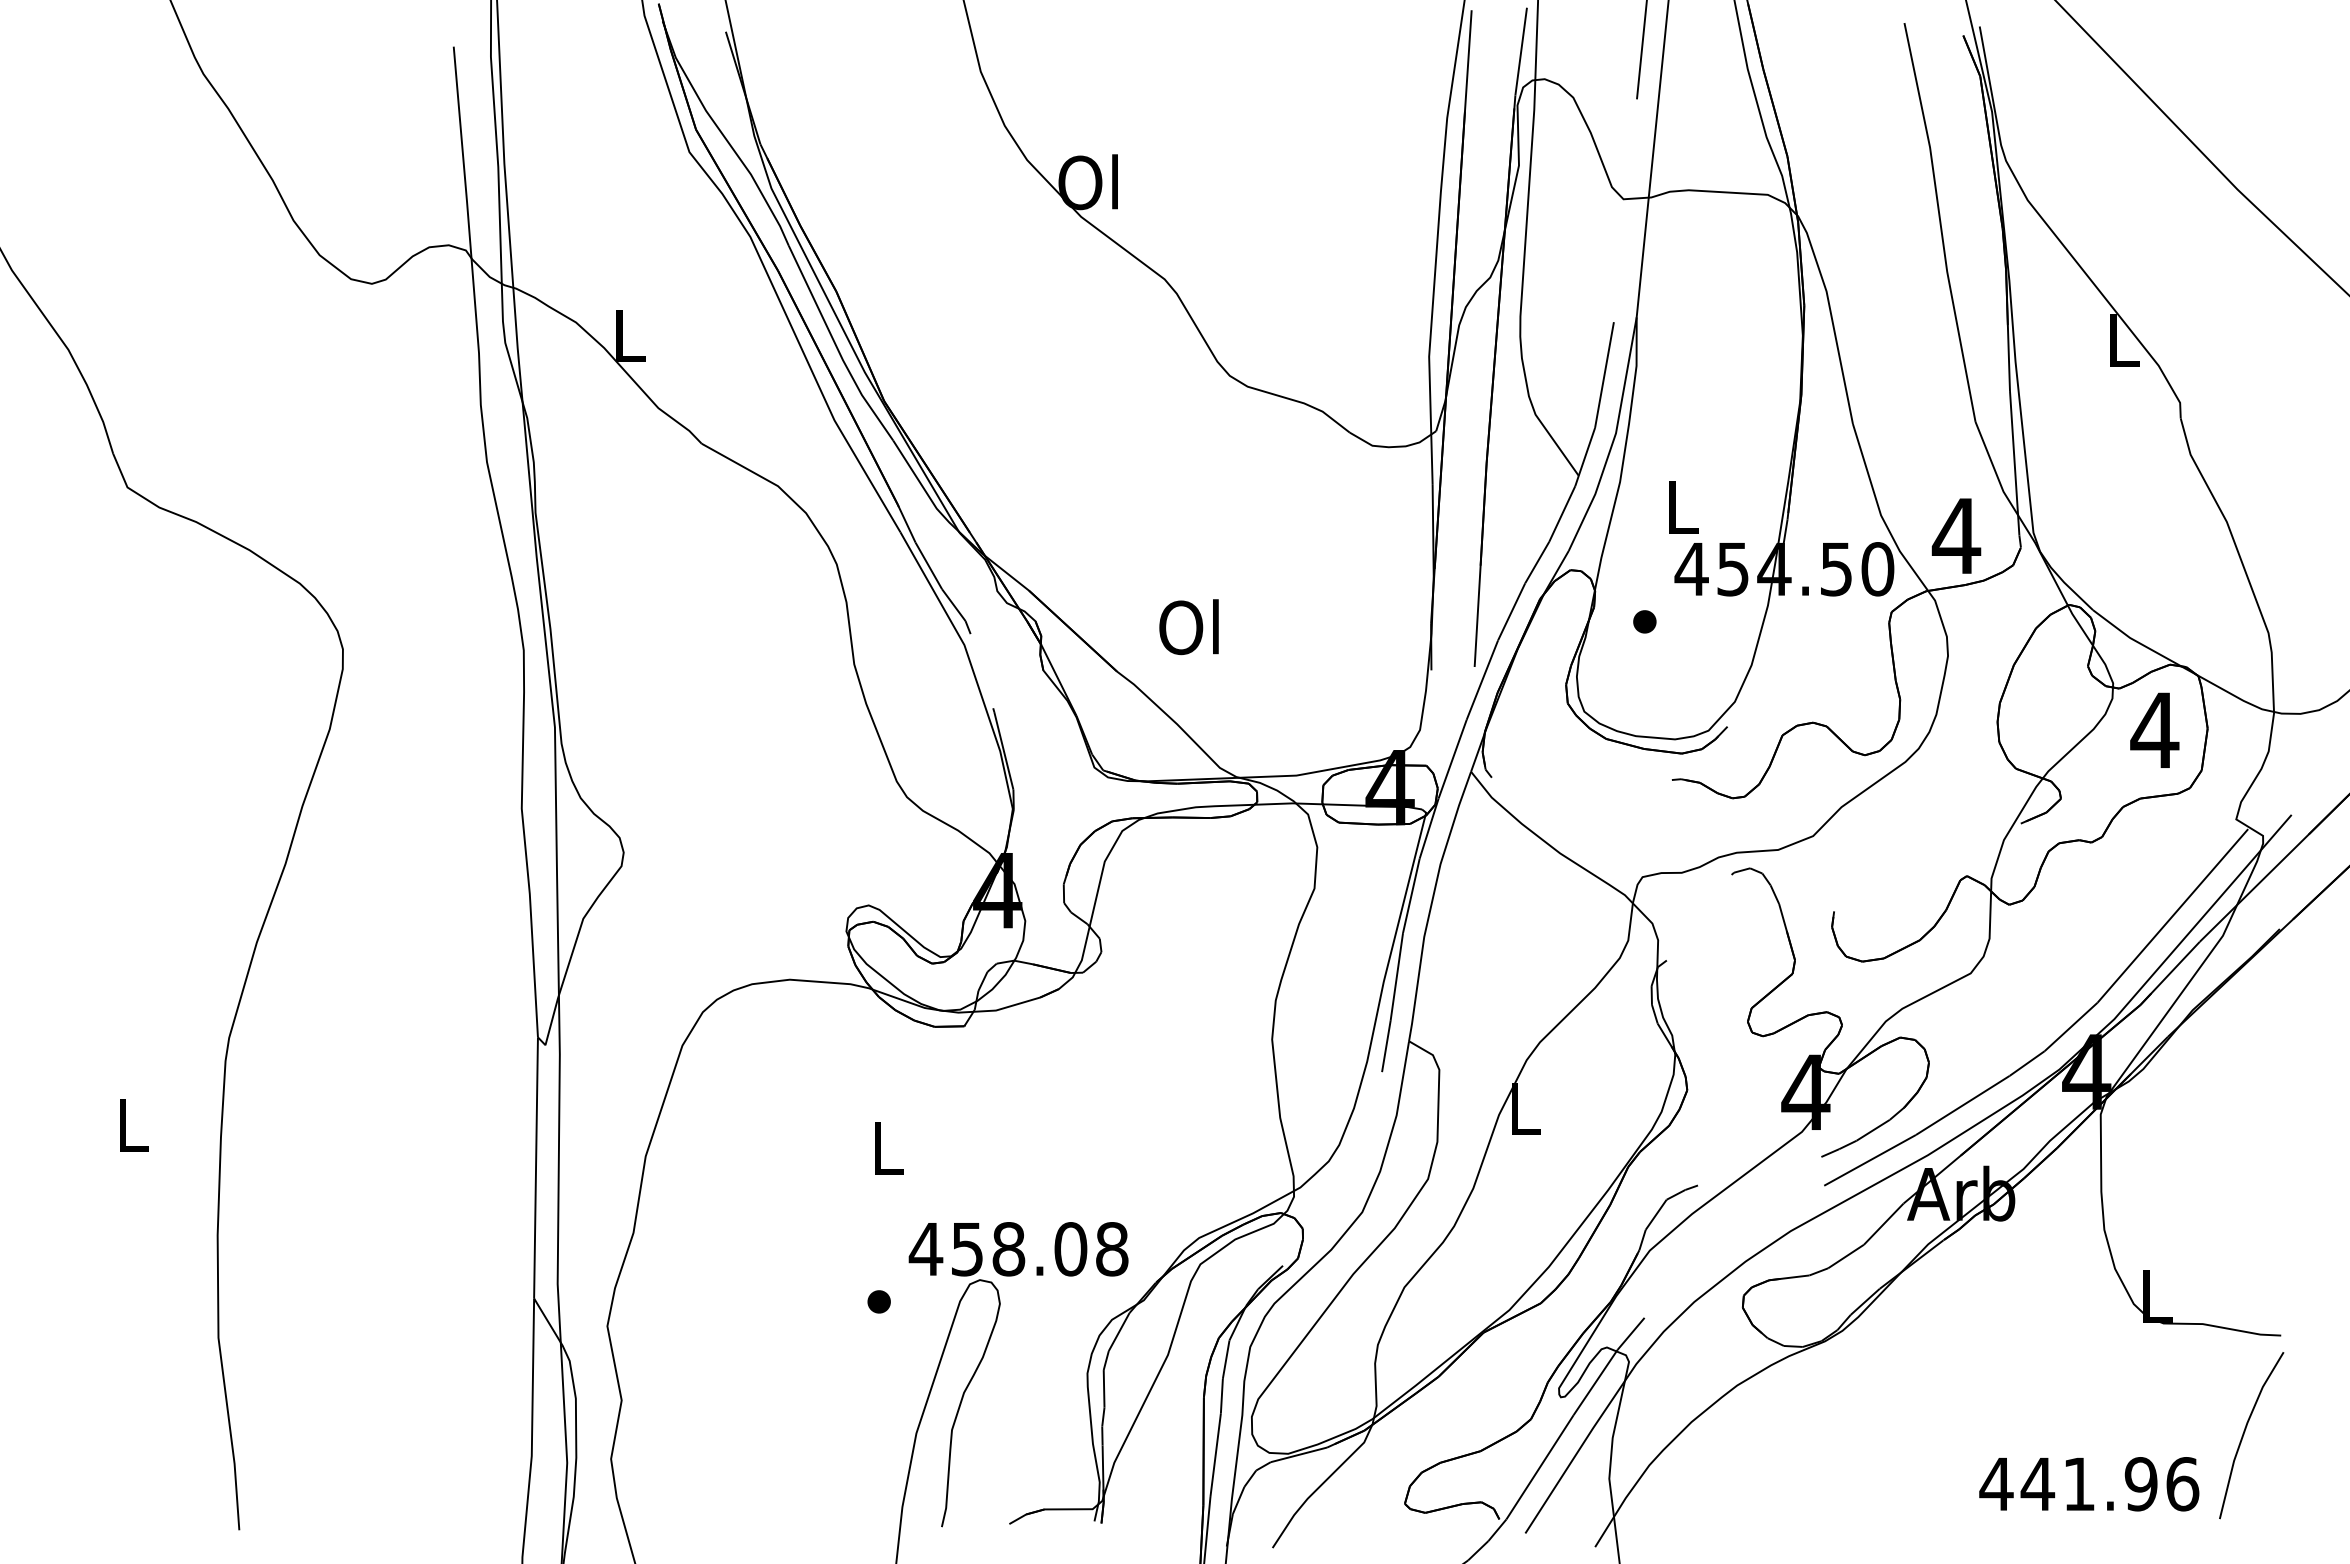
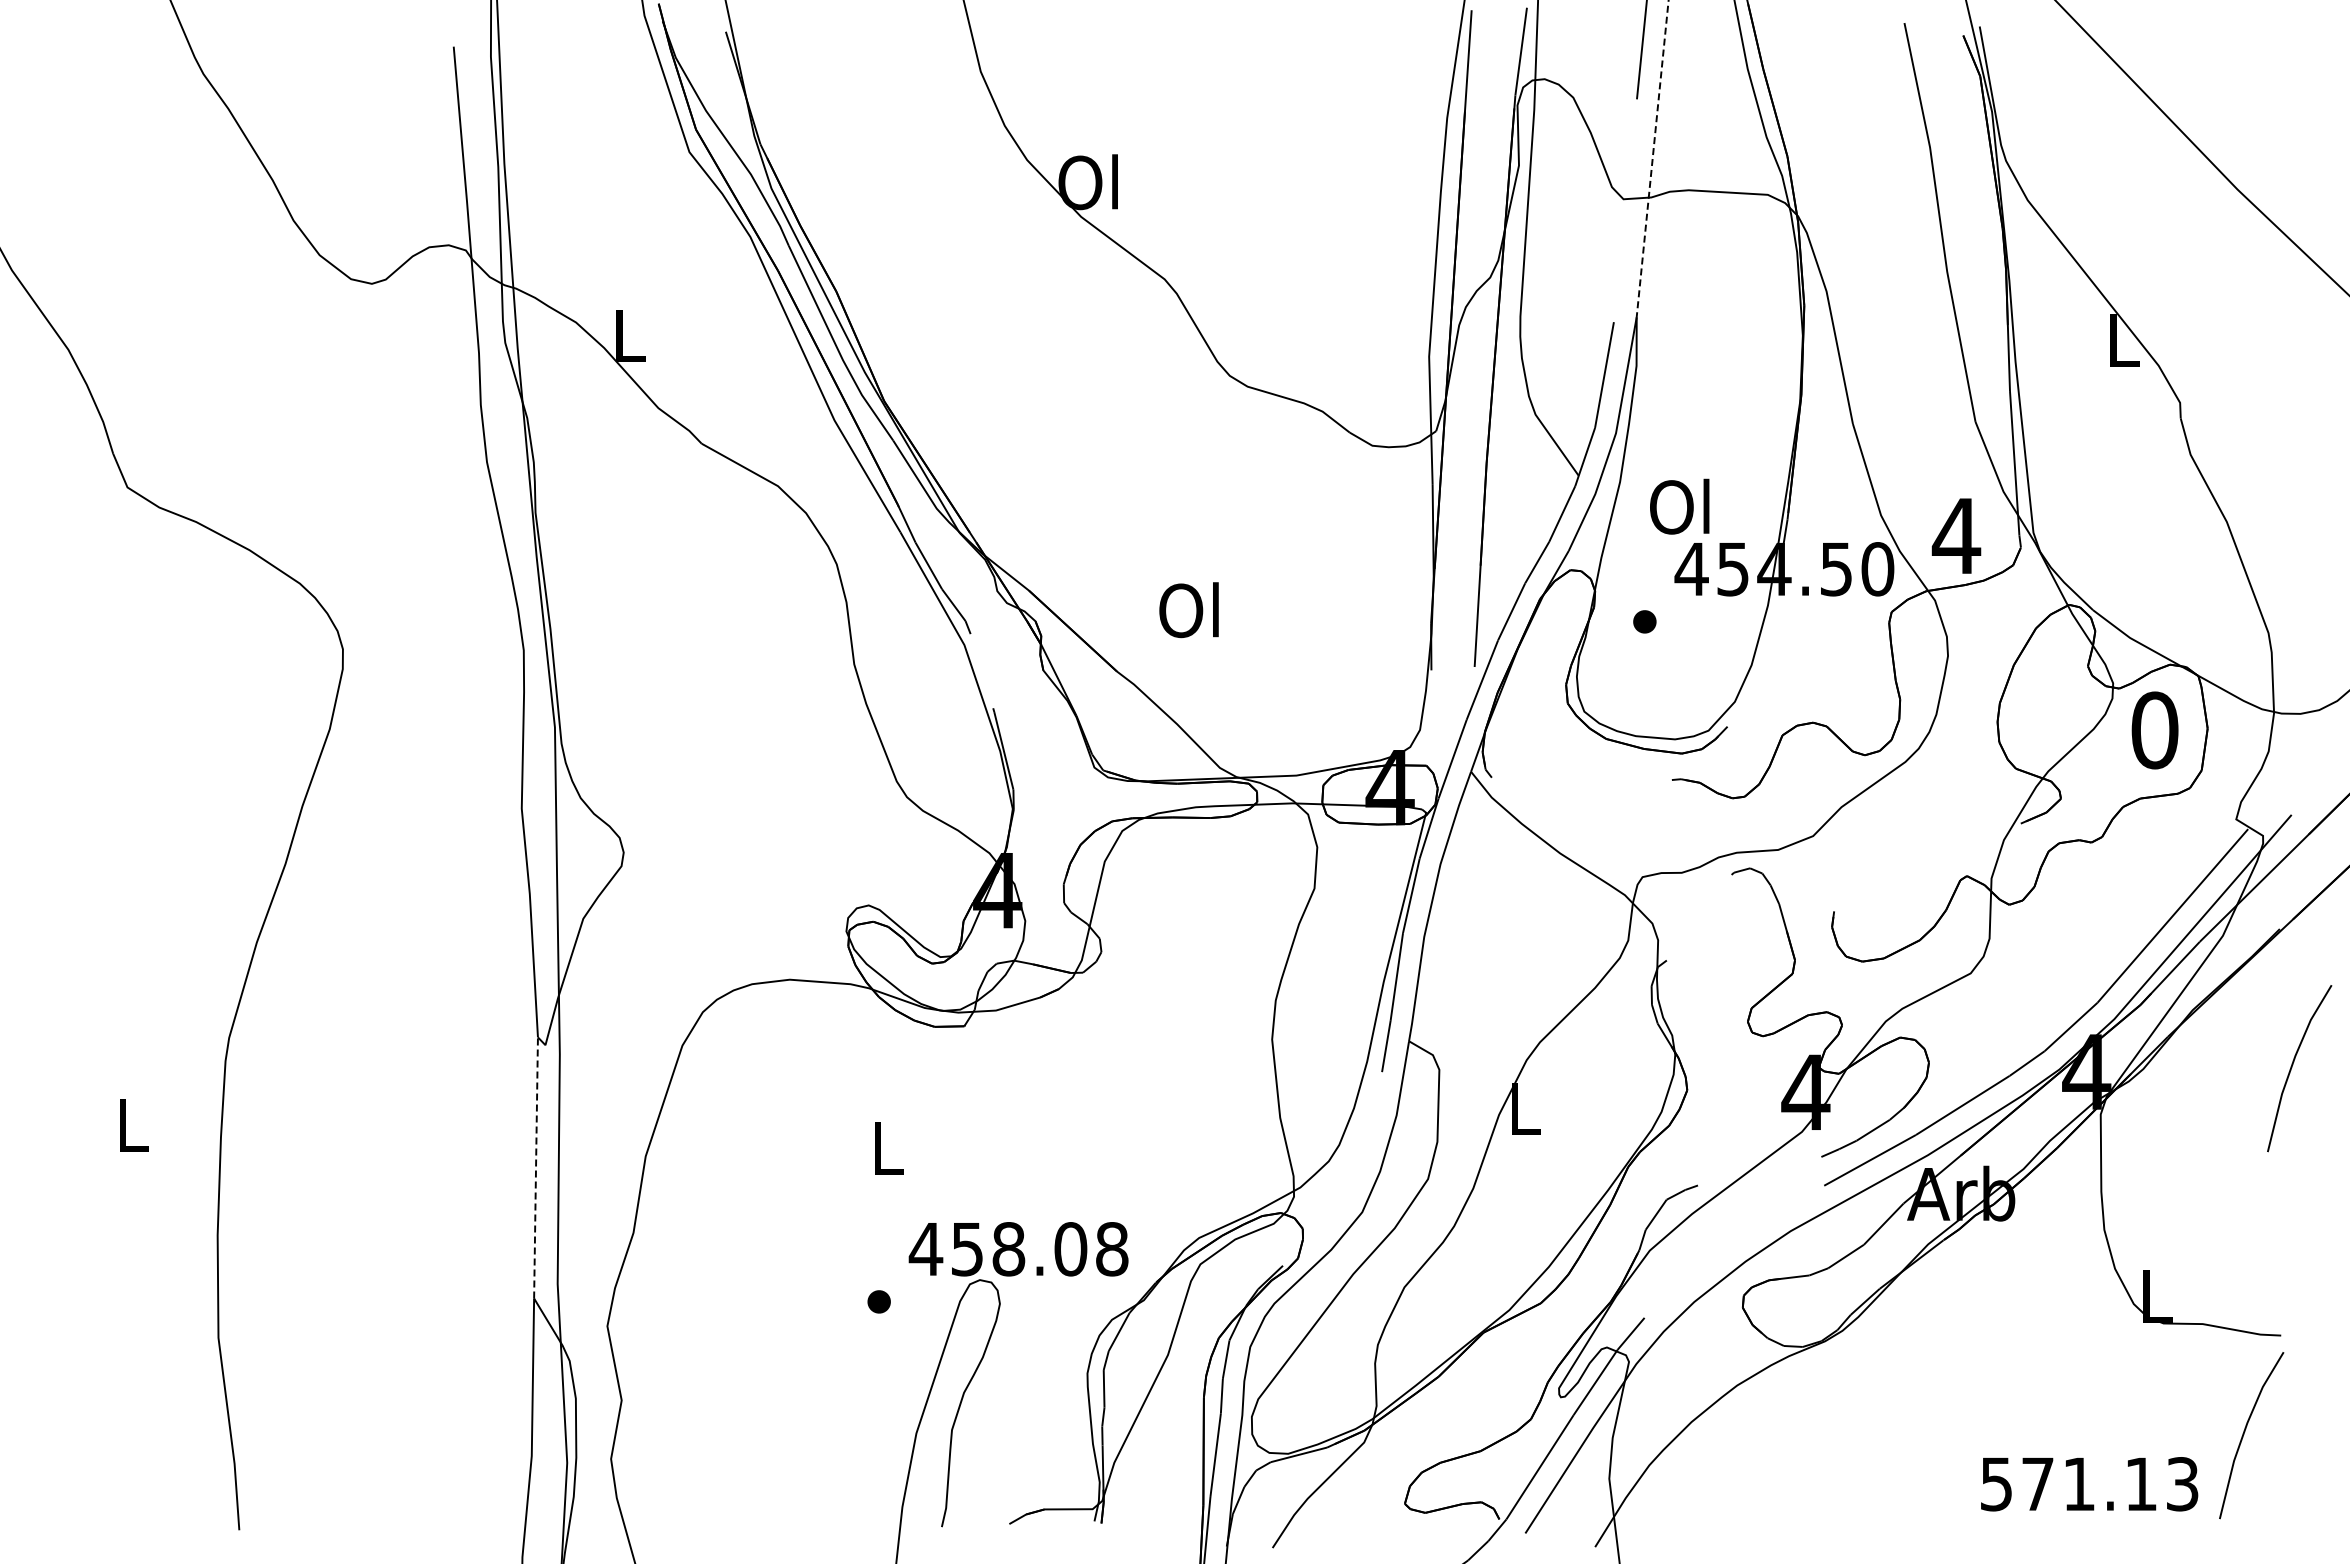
line: solid -> dashed (1652, 159)
text: L -> Ol (1679, 506)
text position: (1188, 627) -> (1188, 610) (1188, 610)
text: 4 -> 0 (2154, 730)
line: none -> present (2292, 1067)
line: solid -> dashed (536, 1167)
text: 441.96 -> 571.13 (2089, 1484)
